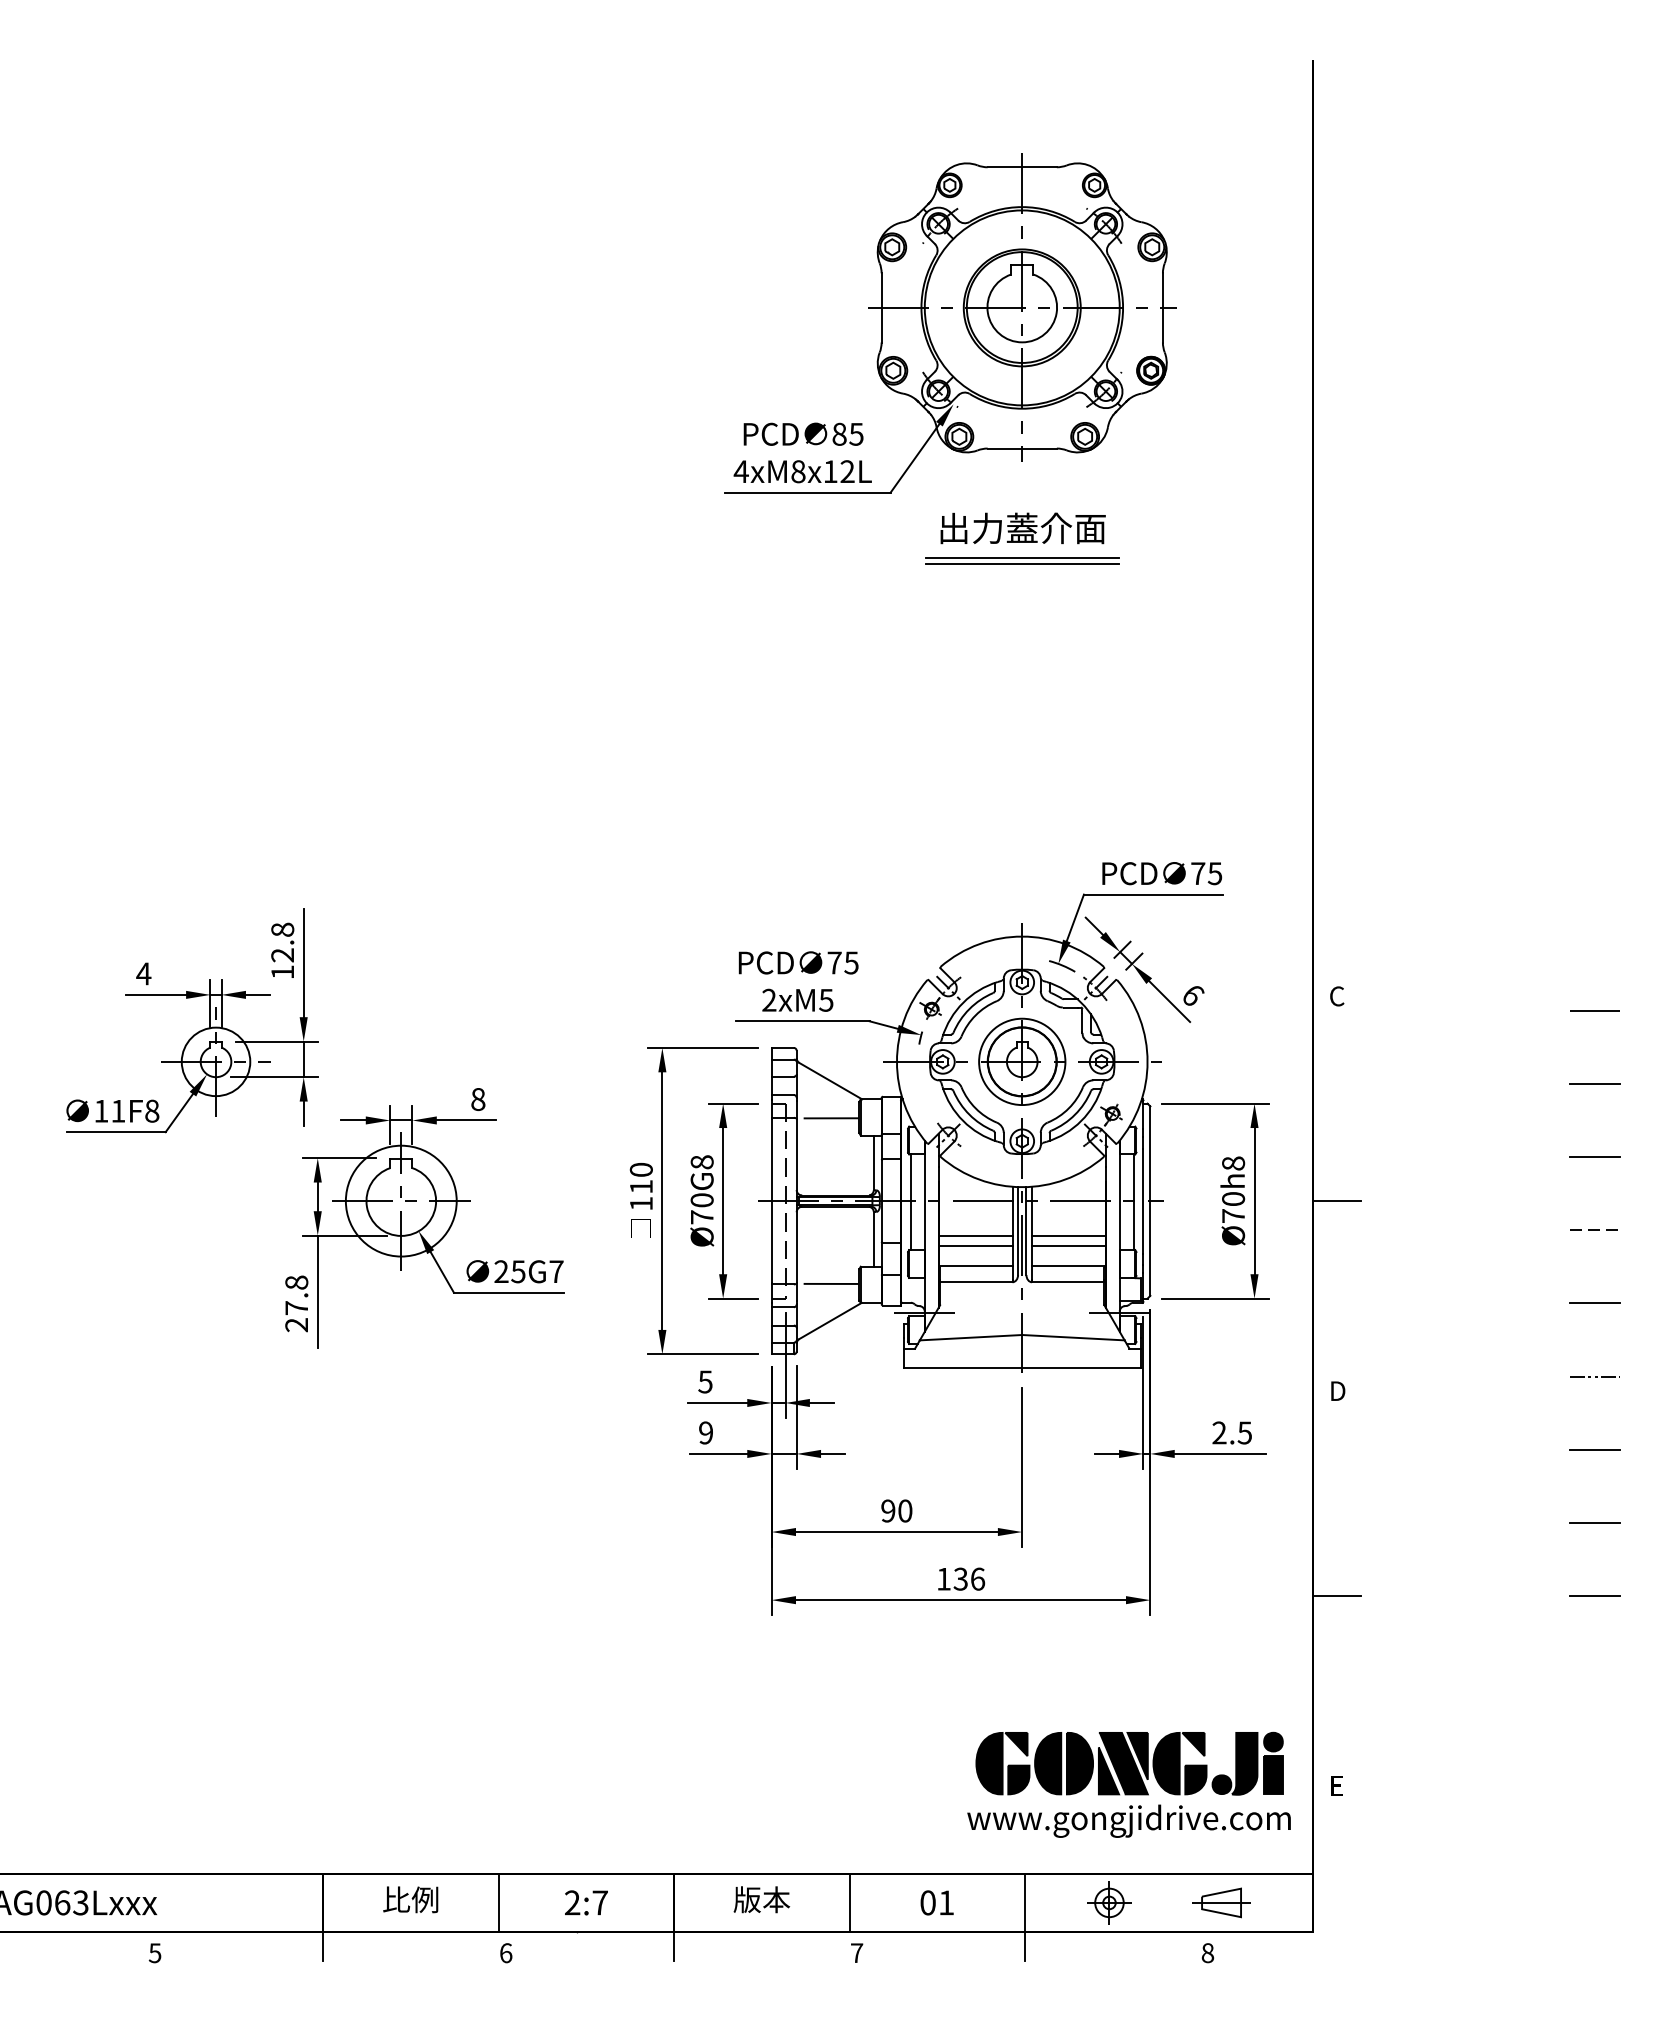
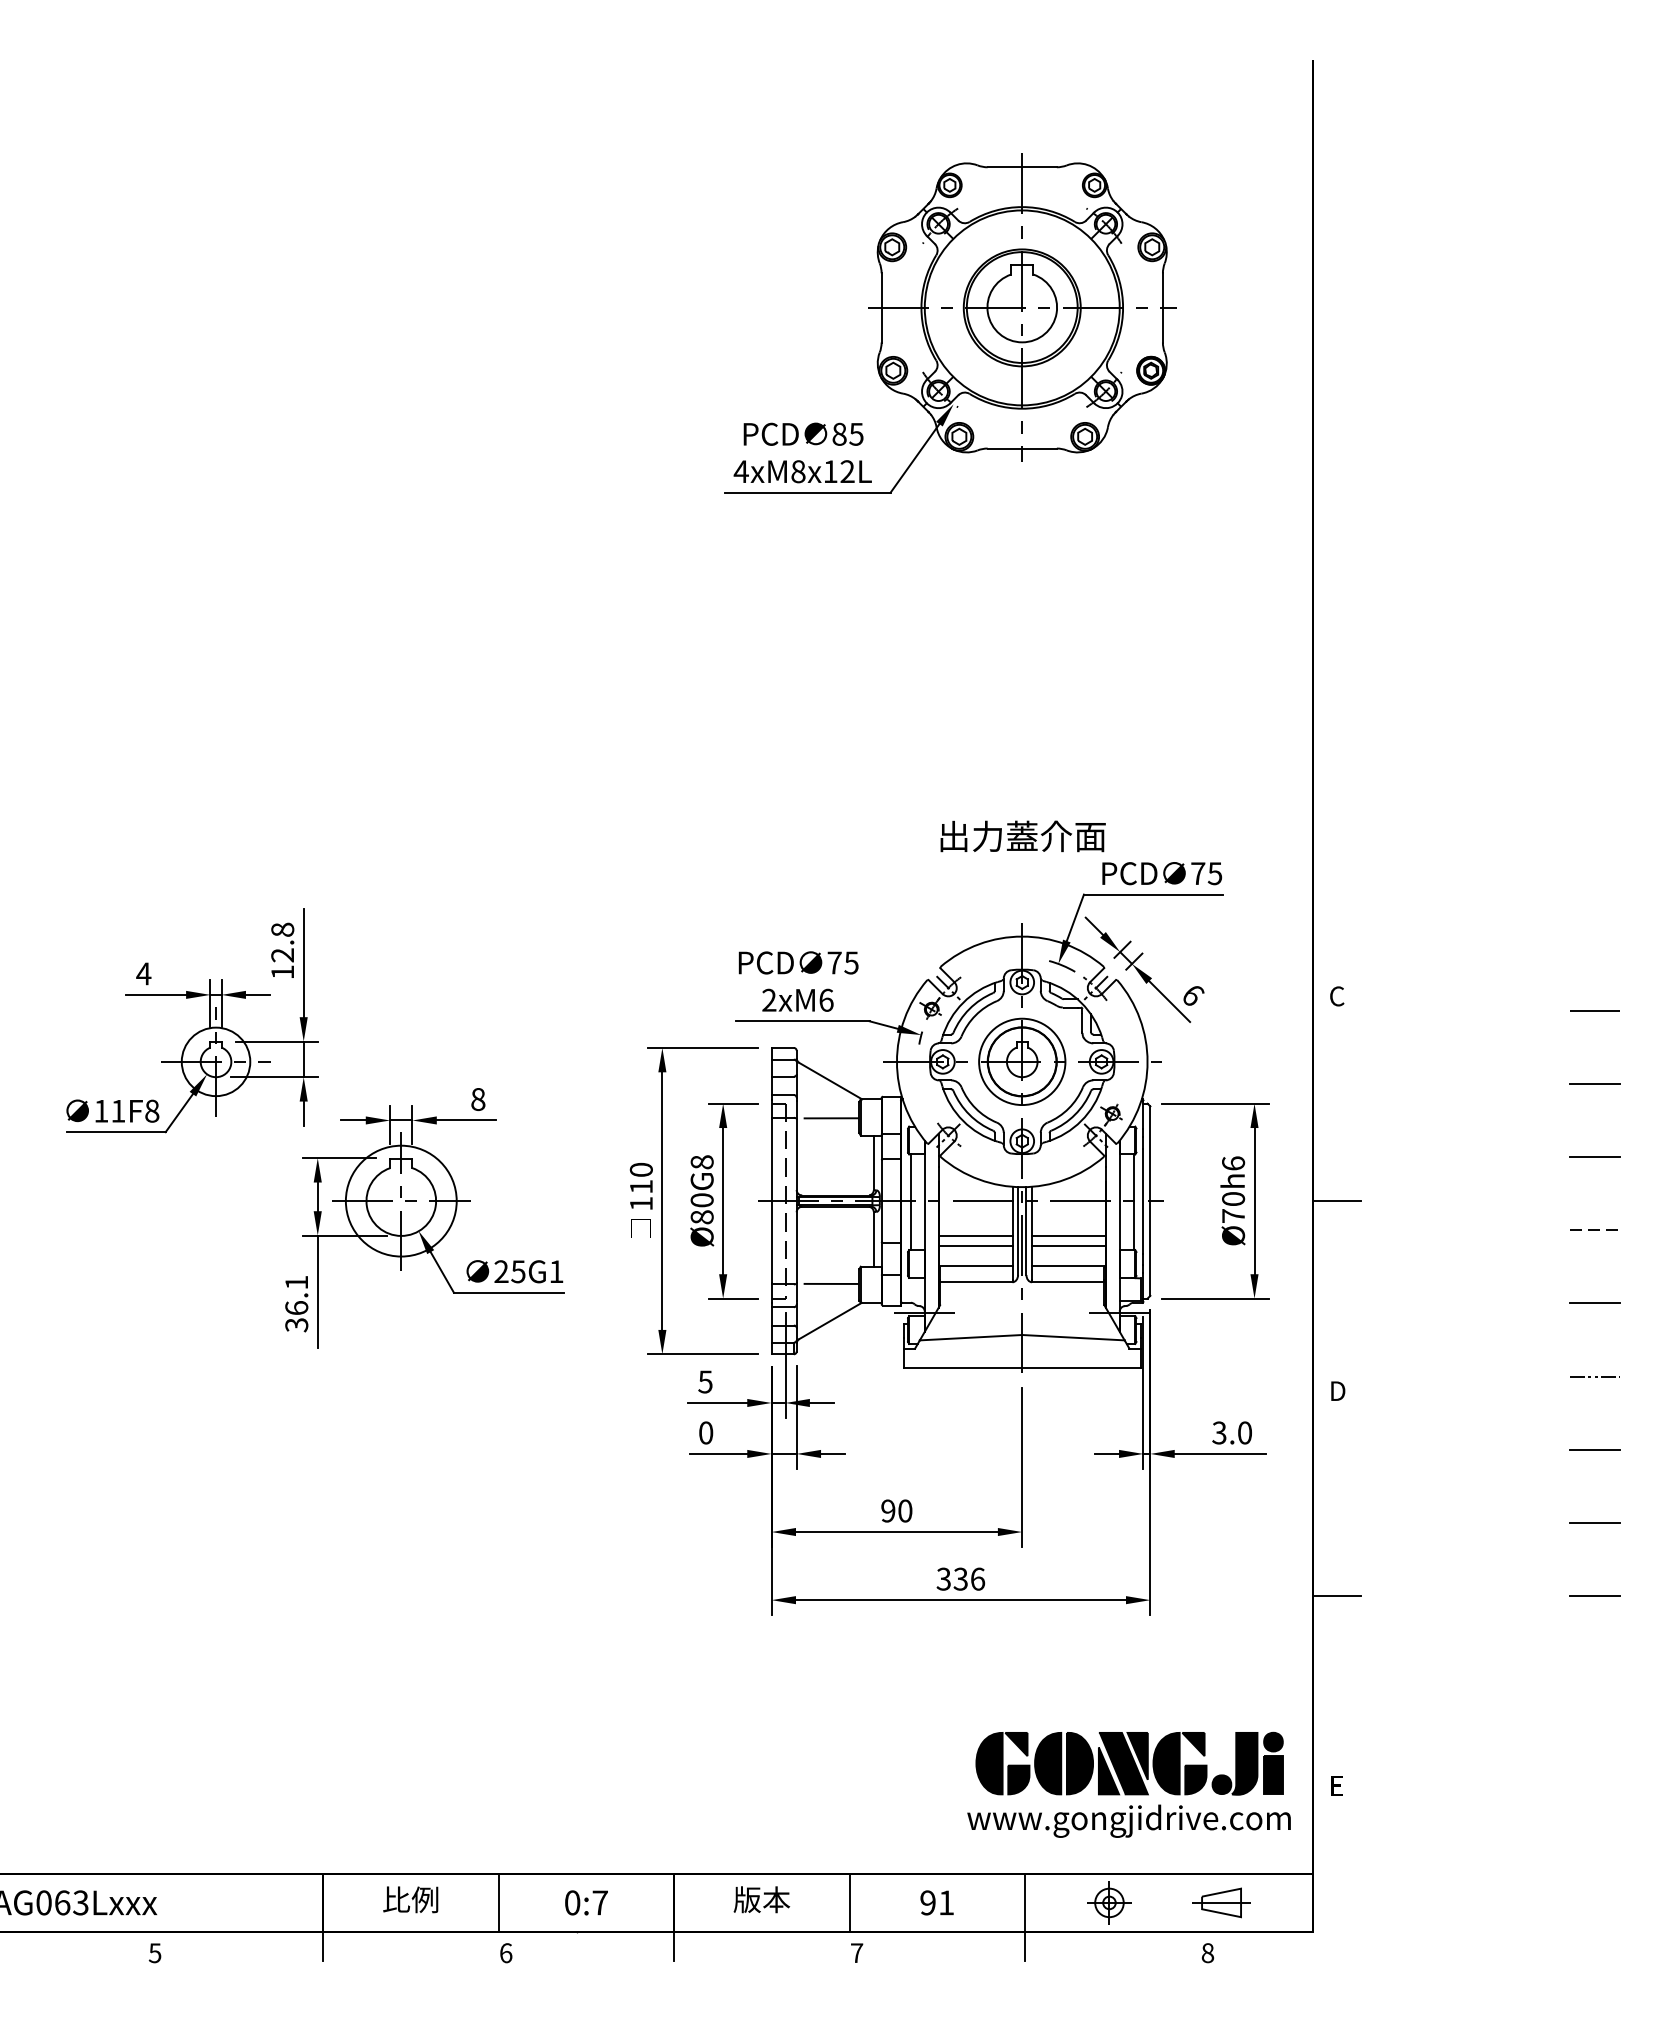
text position: (1022, 528) -> (1022, 836) (1022, 836)
part: present -> none (1022, 560)
text: 2xM5 -> 2xM6 (826, 999)
text: Ø70h8 -> Ø70h6 (1233, 1163)
text: Ø70G8 -> Ø80G8 (701, 1217)
text: 25G7 -> 25G1 (556, 1271)
text: 27.8 -> 36.1 (296, 1303)
text: 9 -> 0 (706, 1432)
text: 2.5 -> 3.0 (1231, 1432)
text: 136 -> 336 (943, 1578)
text: 2:7 -> 0:7 (572, 1902)
text: 01 -> 91 (927, 1902)
